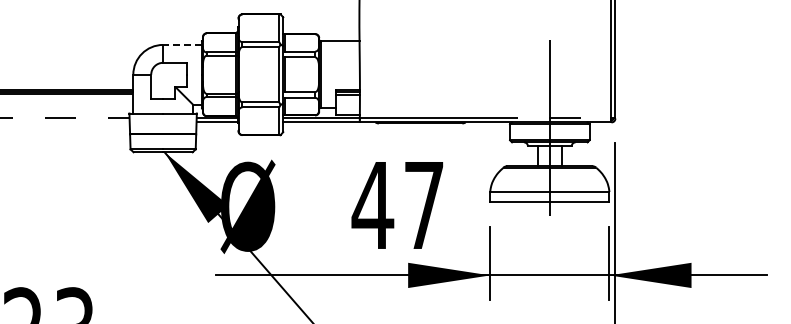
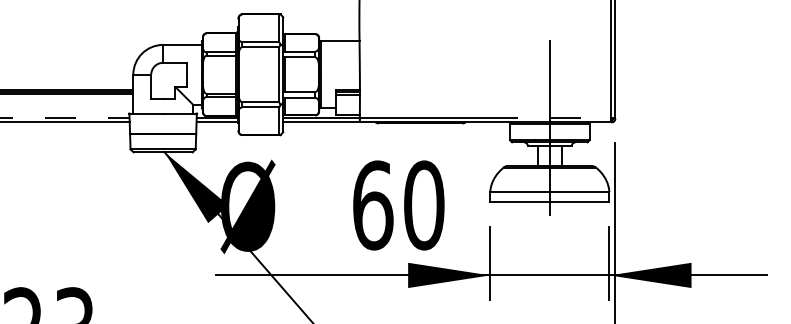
line: dashed -> solid (182, 44)
line: none -> present (65, 122)
text: 47 -> 60 (397, 205)
